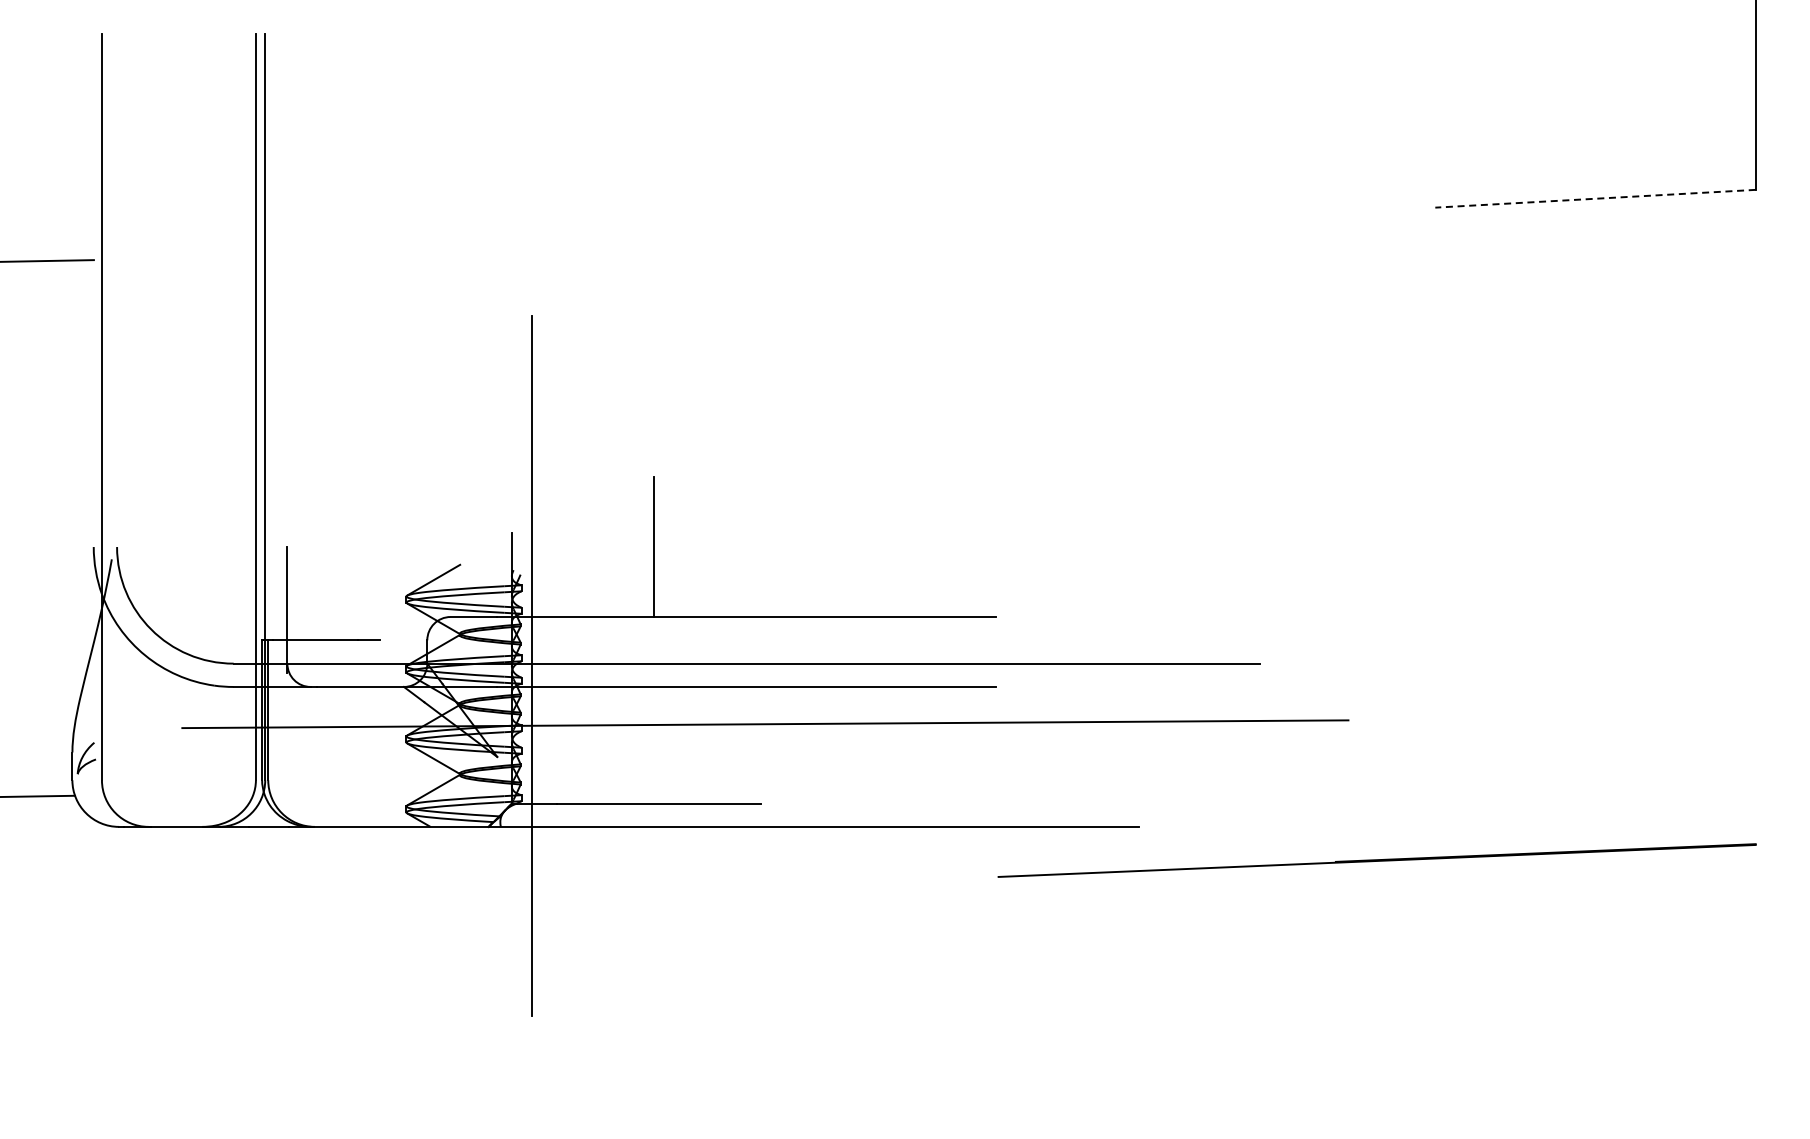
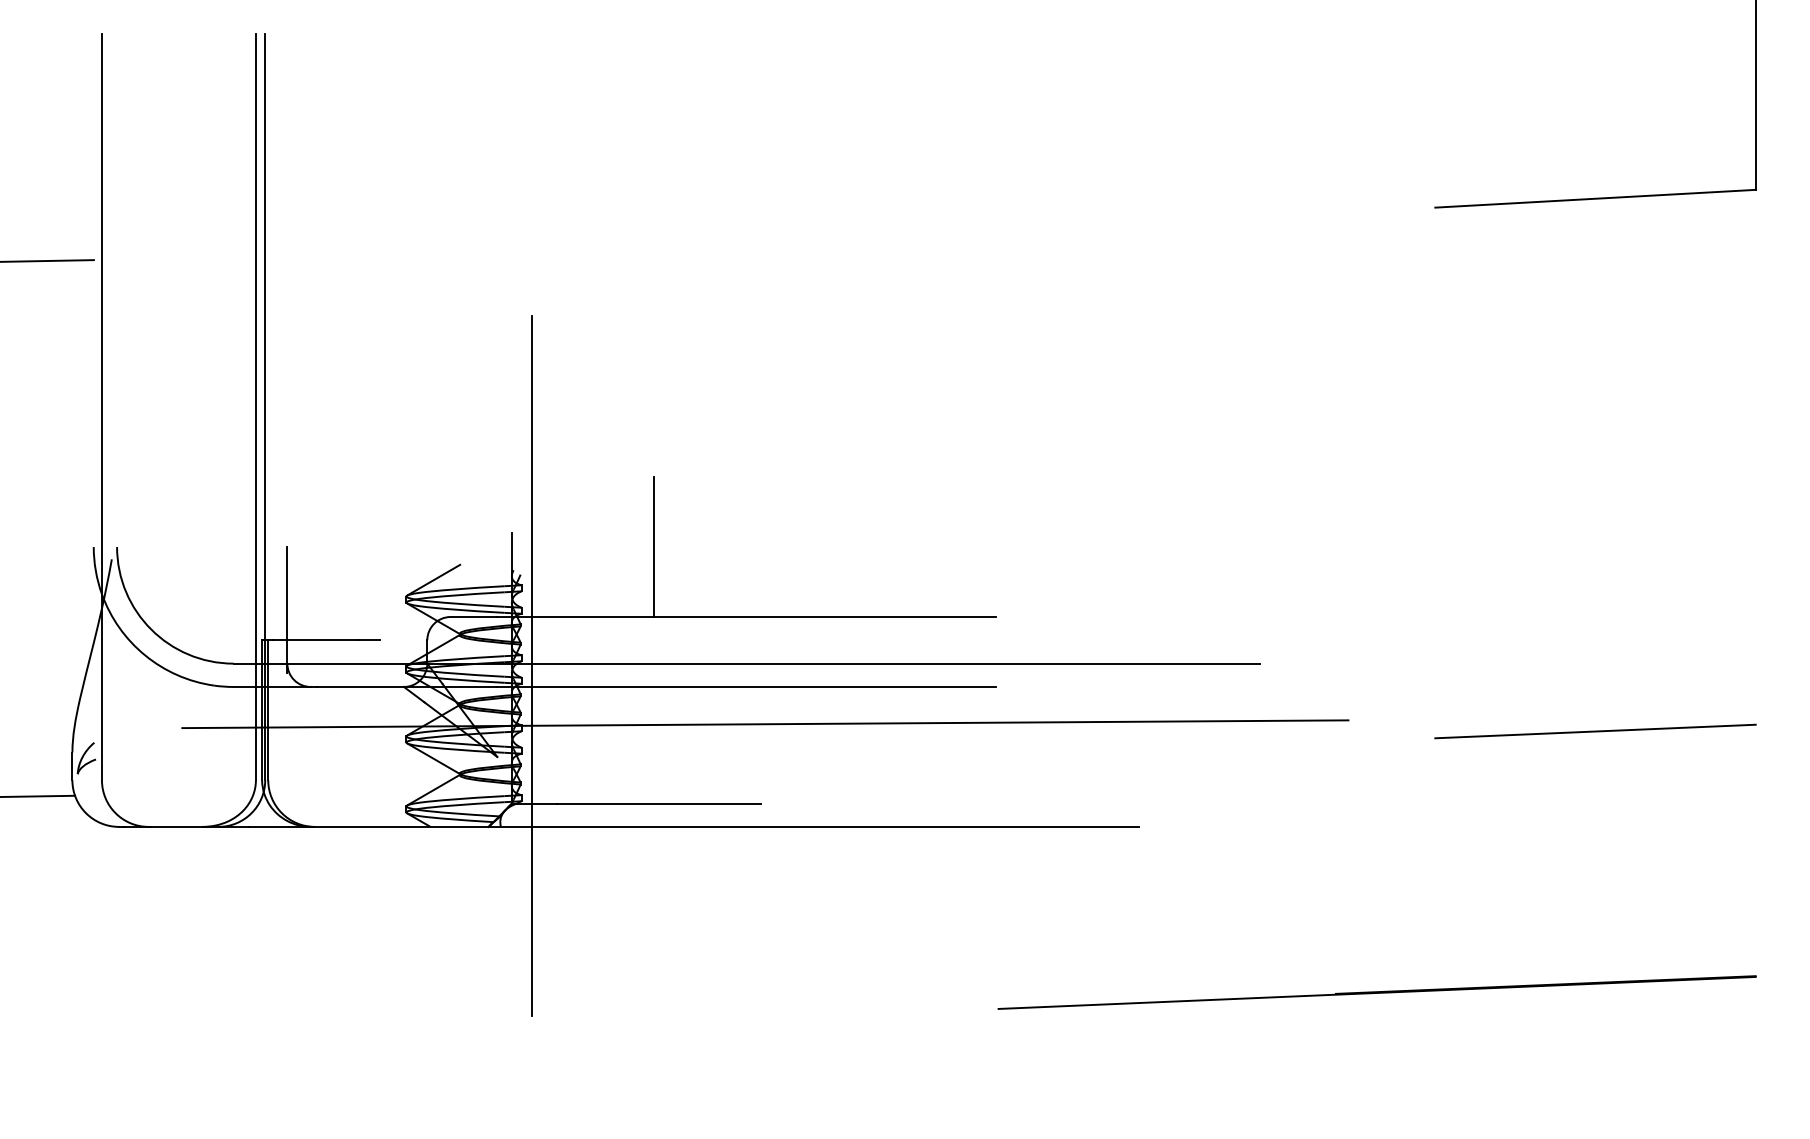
line: dashed -> solid (1595, 198)
line: none -> present (1595, 731)
line position: (1376, 860) -> (1376, 992) (1376, 992)
